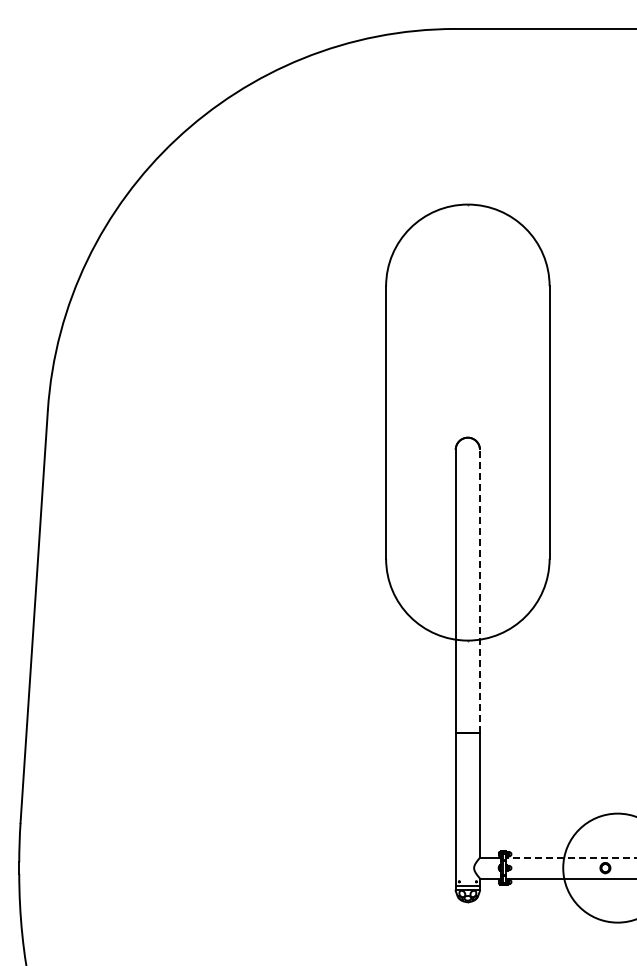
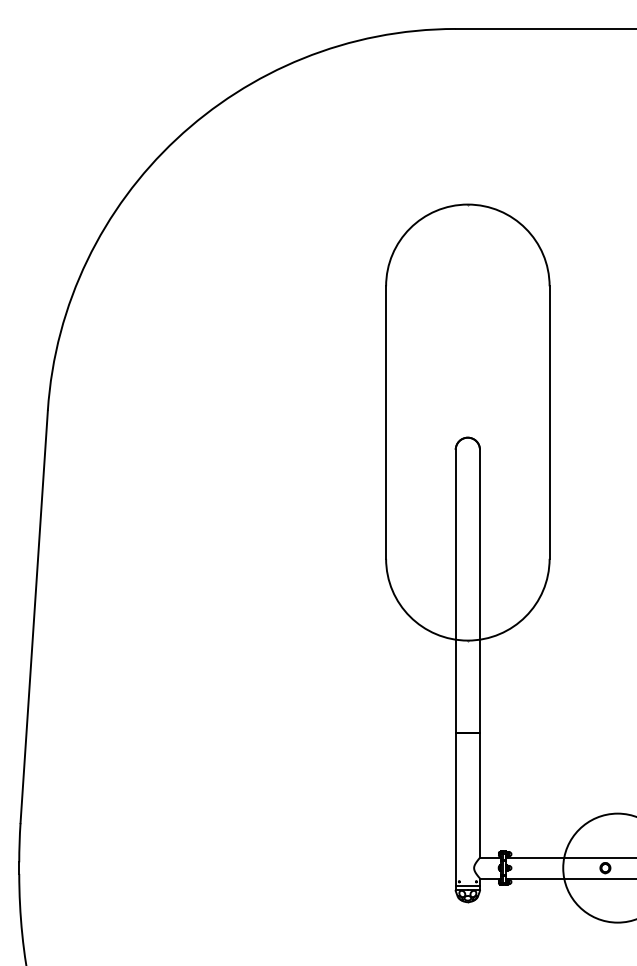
line: dashed -> solid (479, 591)
line: dashed -> solid (570, 857)
